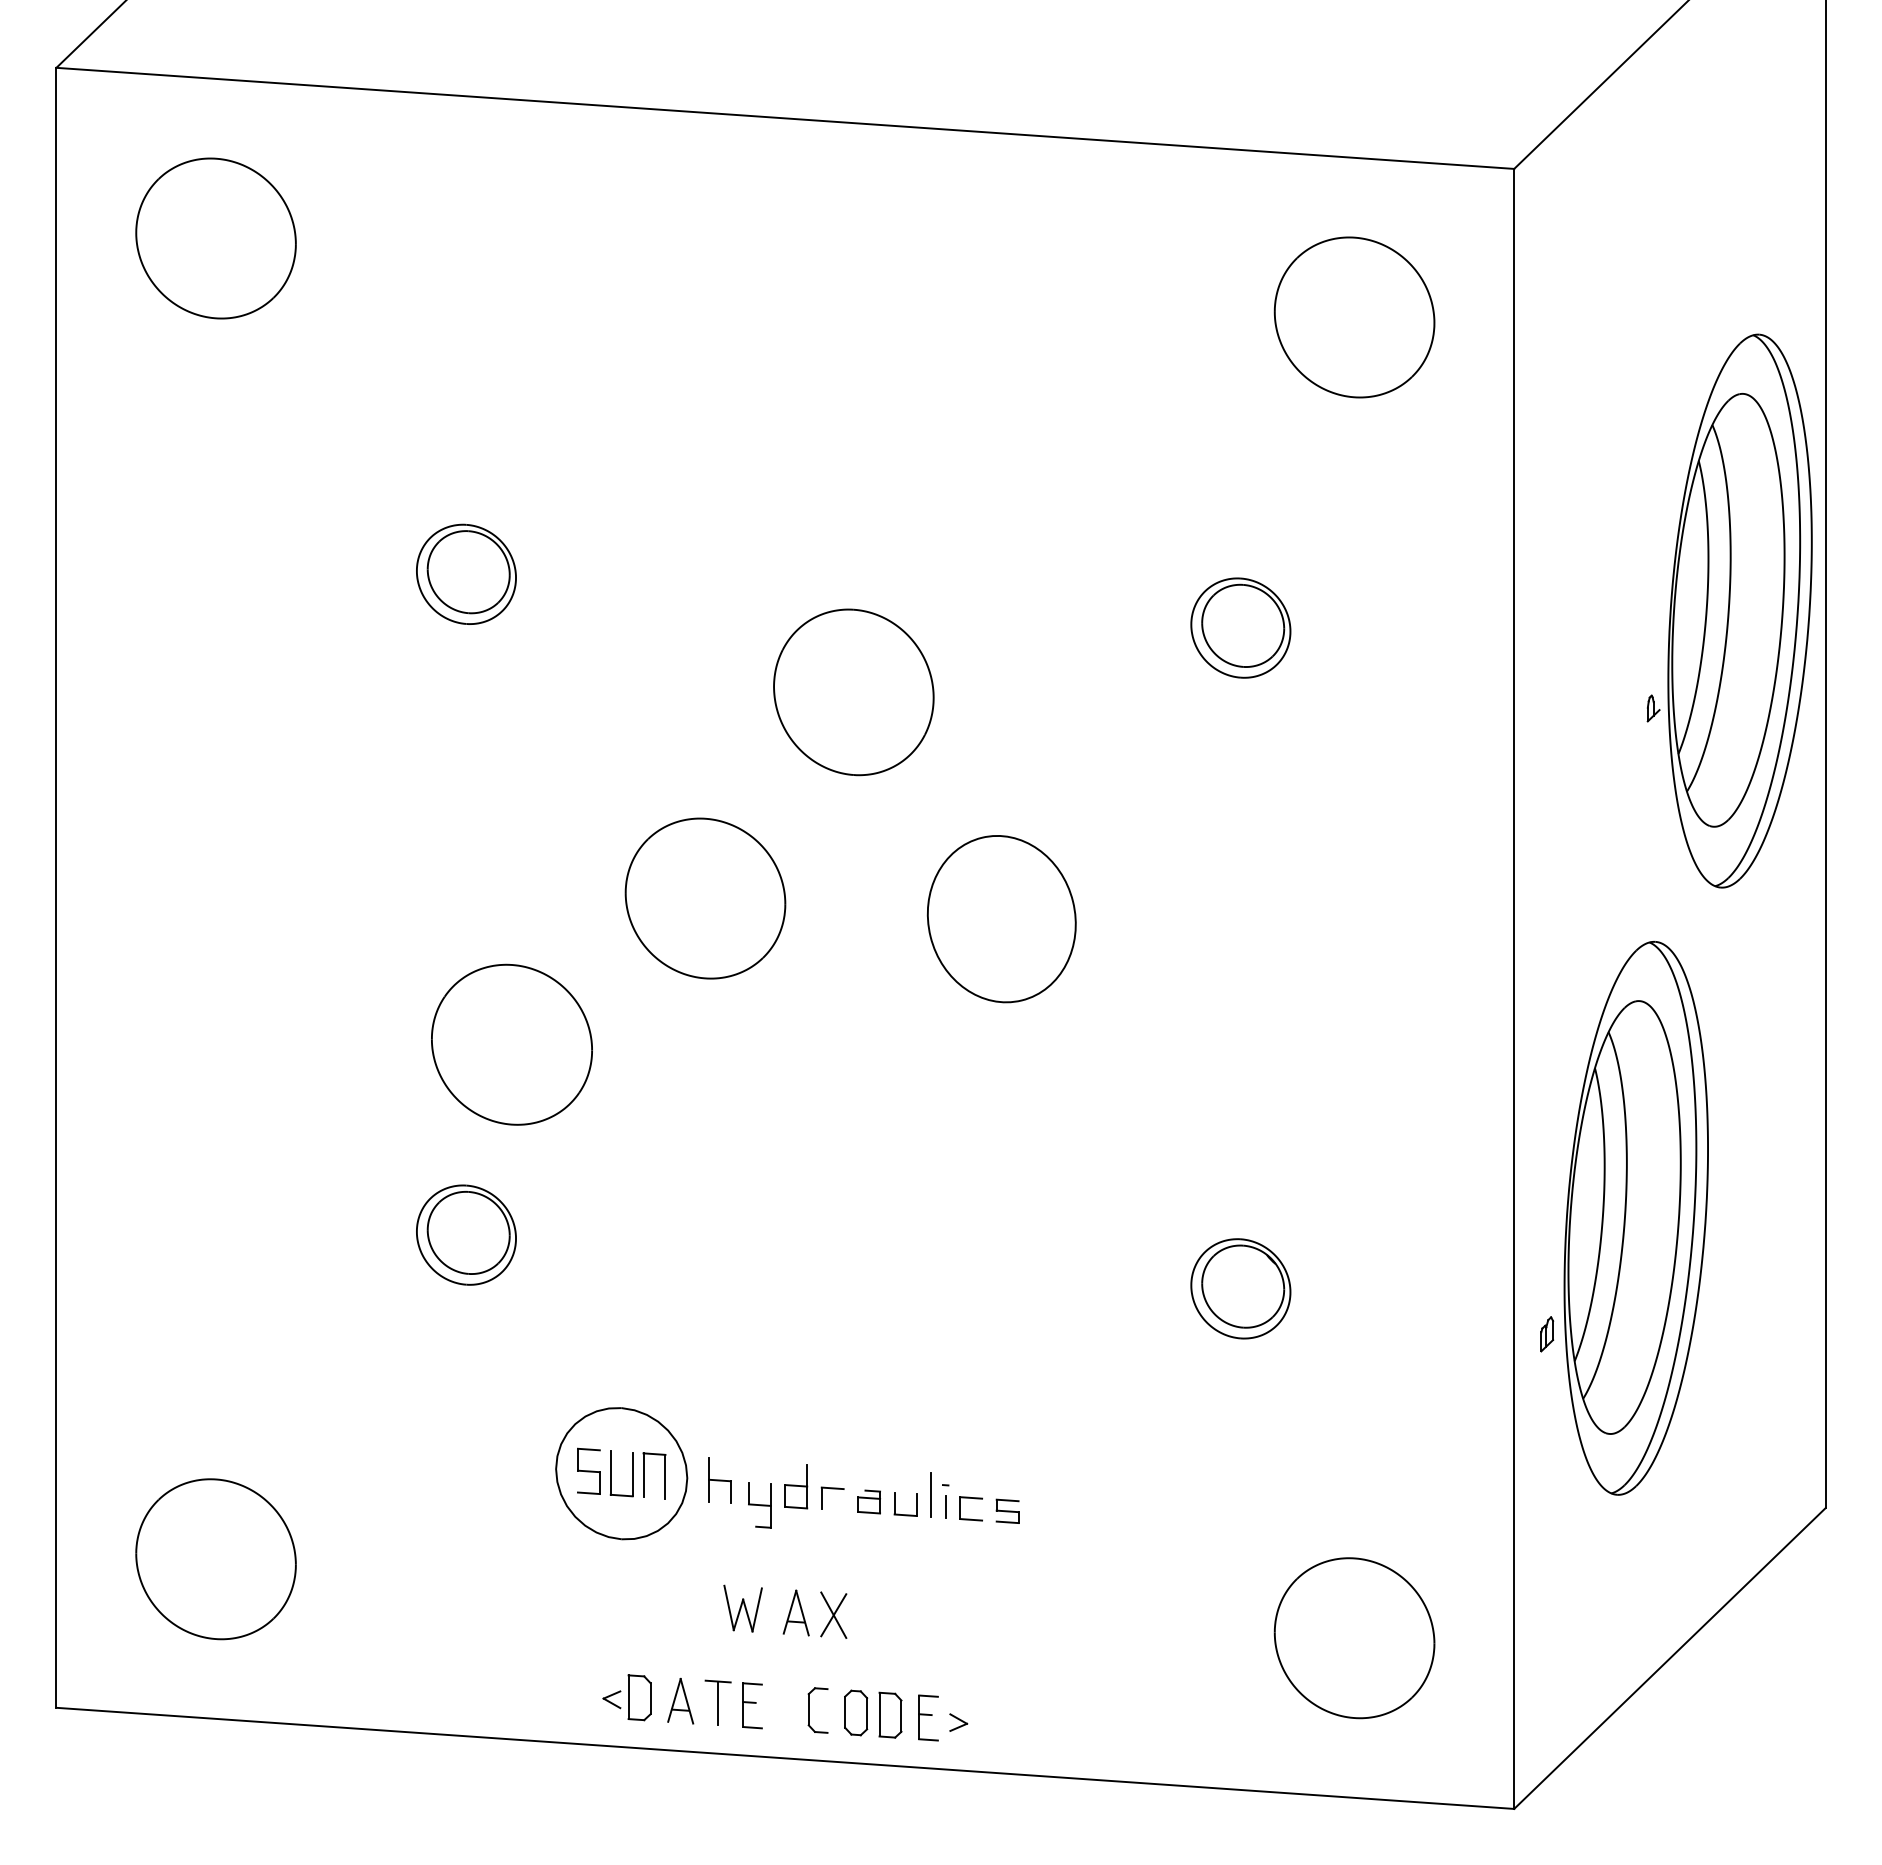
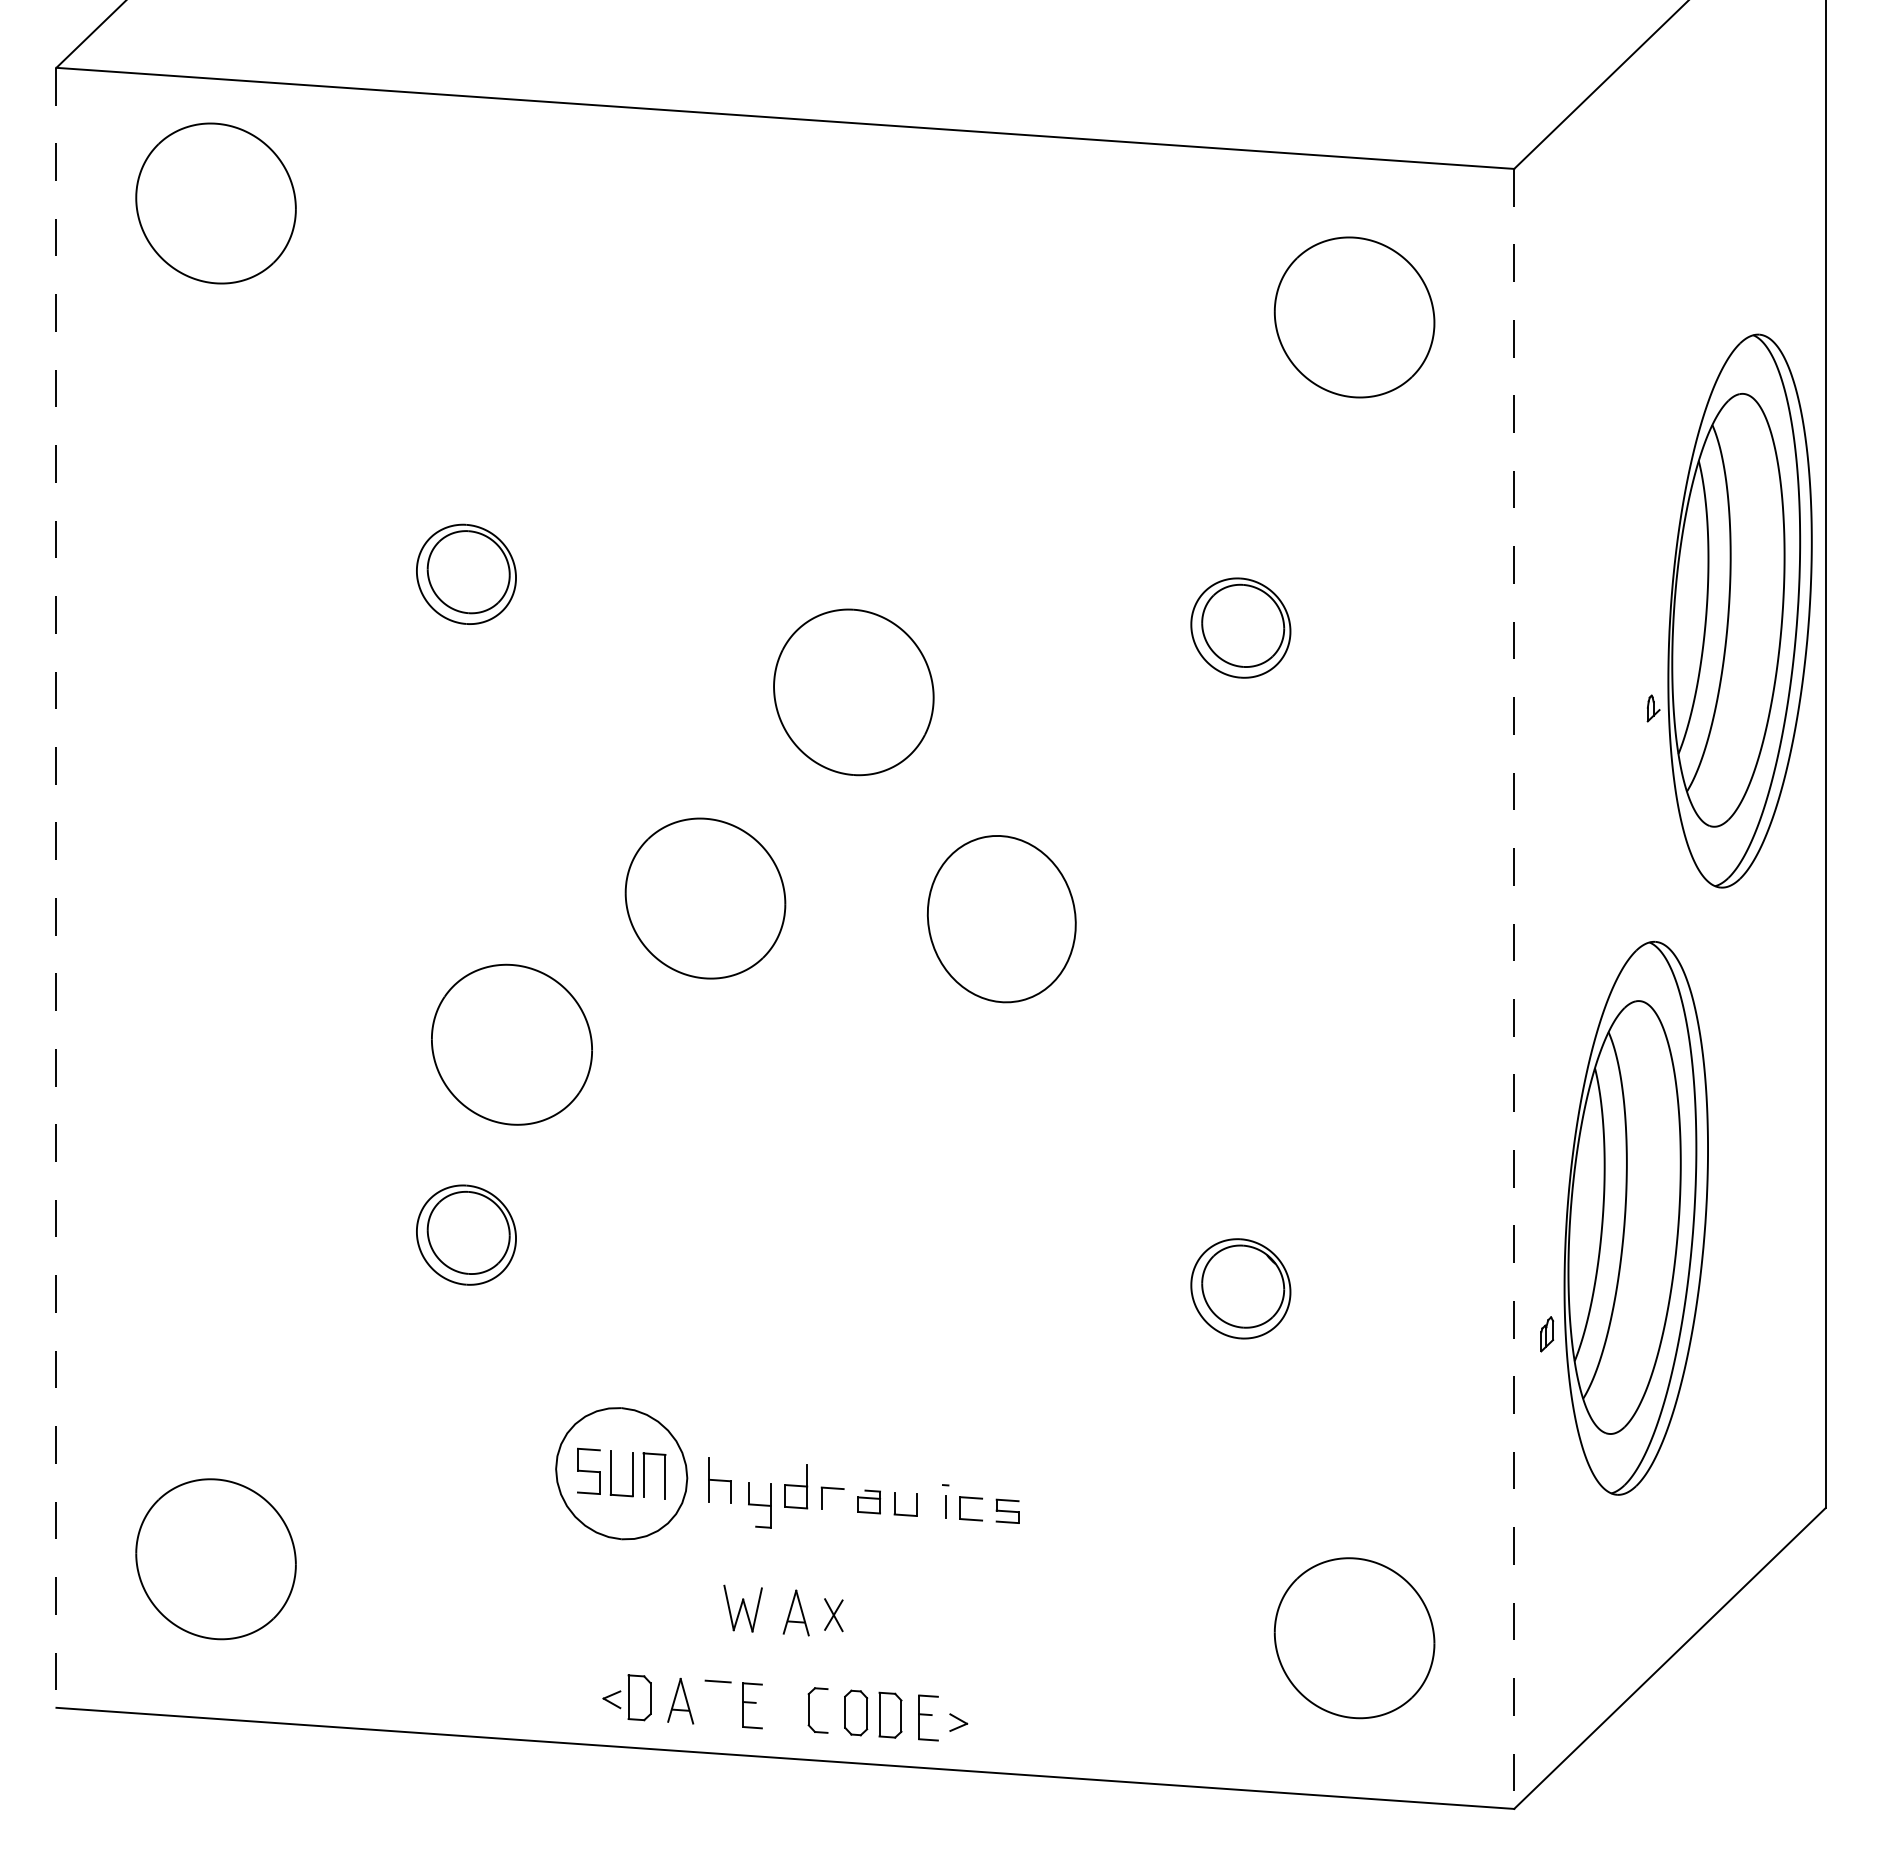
part position: (215, 238) -> (215, 203) (215, 203)
line: solid -> dashed (56, 887)
line: solid -> dashed (1514, 989)
line: present -> none (930, 1494)
part size: 28x48 px -> 20x35 px (833, 1615)
line: present -> none (718, 1703)
